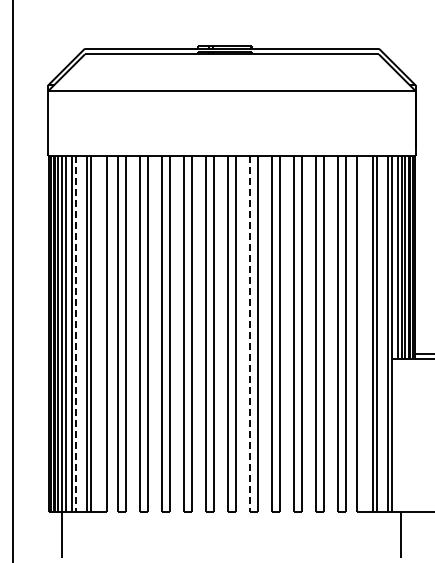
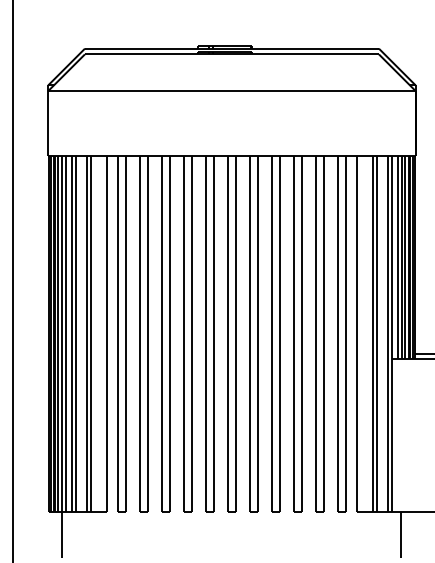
line: dashed -> solid (76, 334)
line: dashed -> solid (250, 334)
